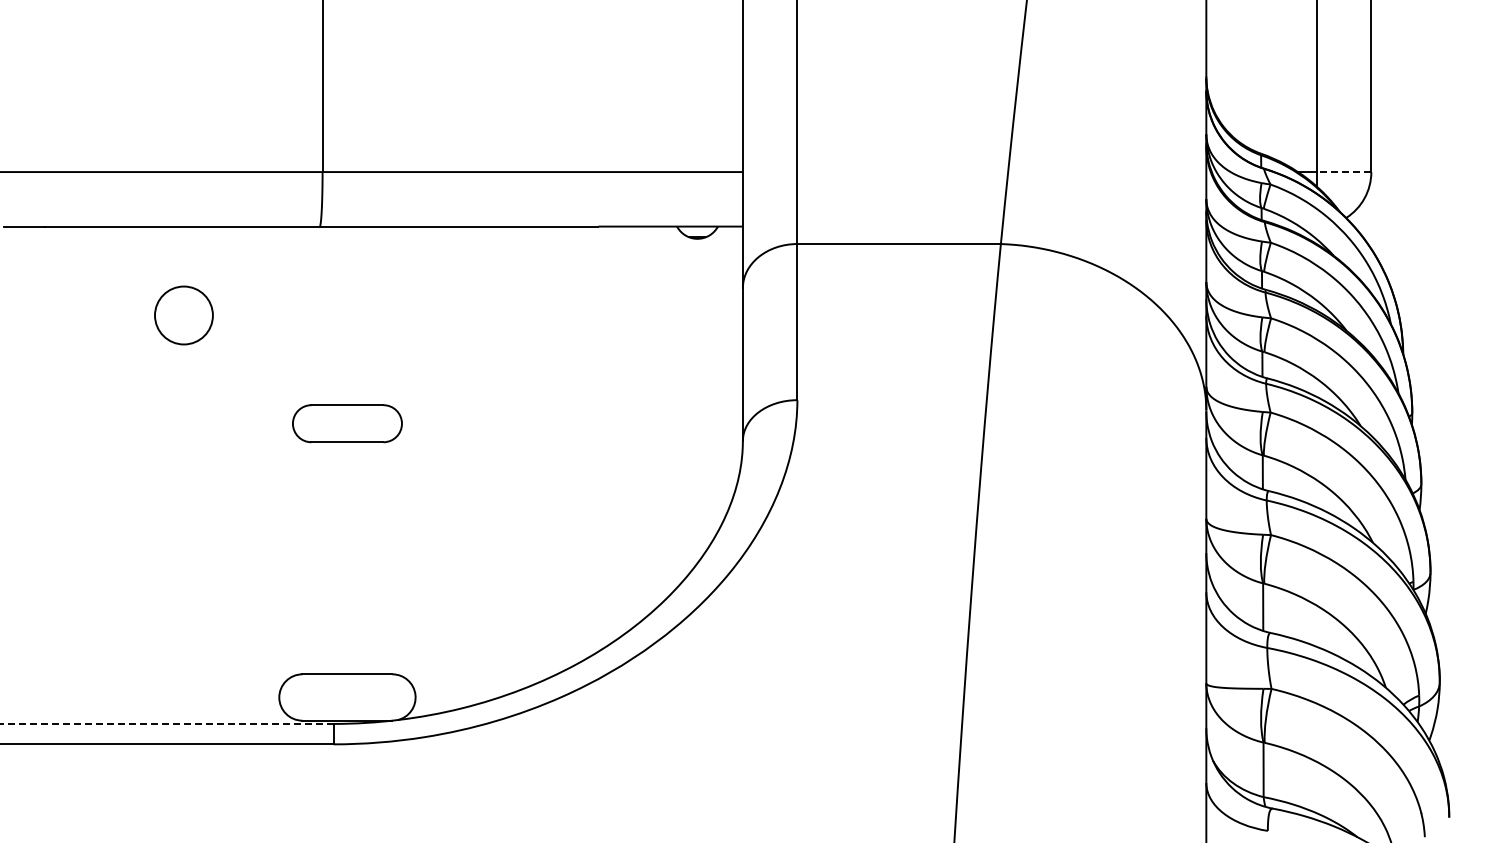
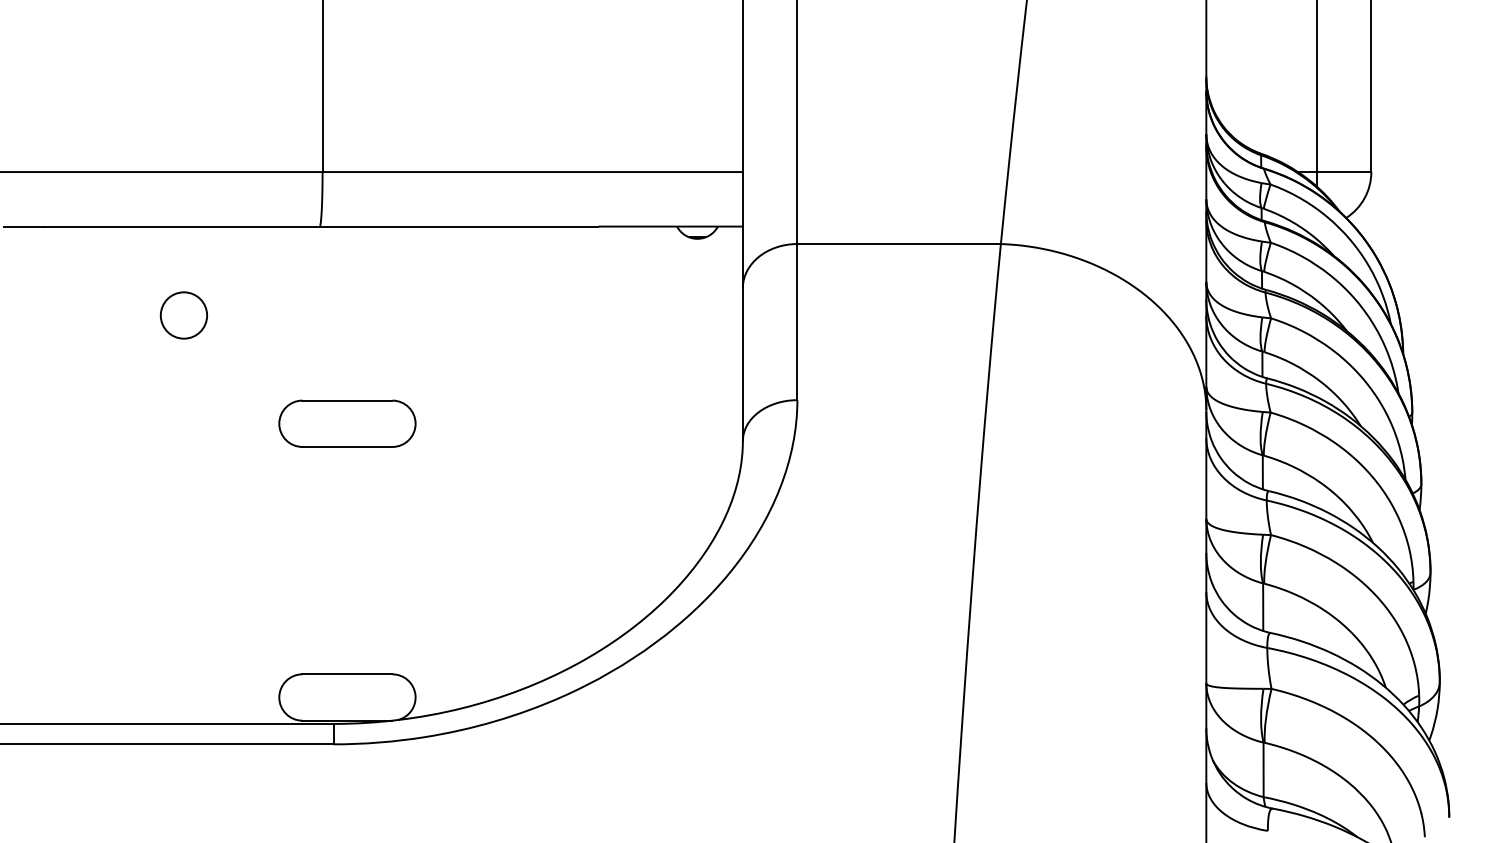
line: dashed -> solid (1343, 172)
circle diameter: 58 px -> 46 px (183, 315)
part size: 111x40 px -> 139x49 px (347, 423)
line: dashed -> solid (166, 723)
